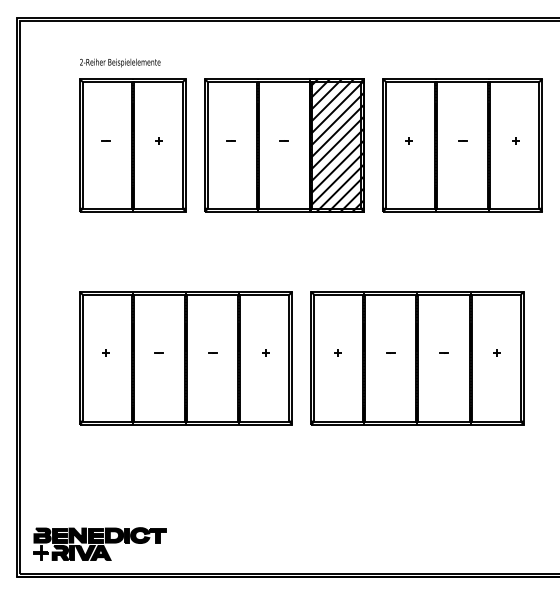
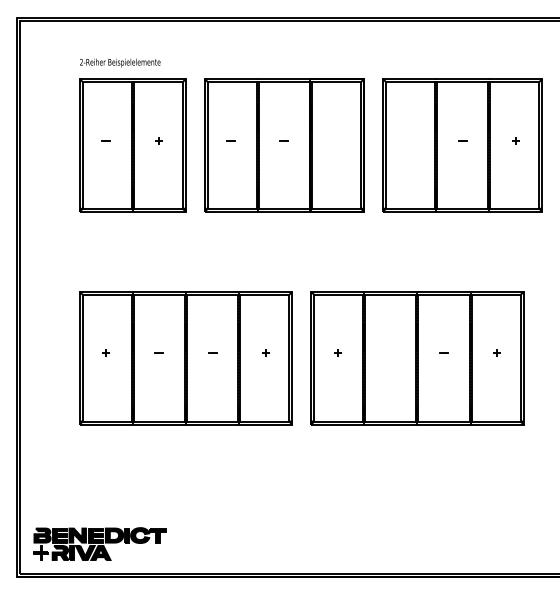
part: present -> none (408, 140)
hatch: present -> none (336, 144)
part: present -> none (390, 352)
